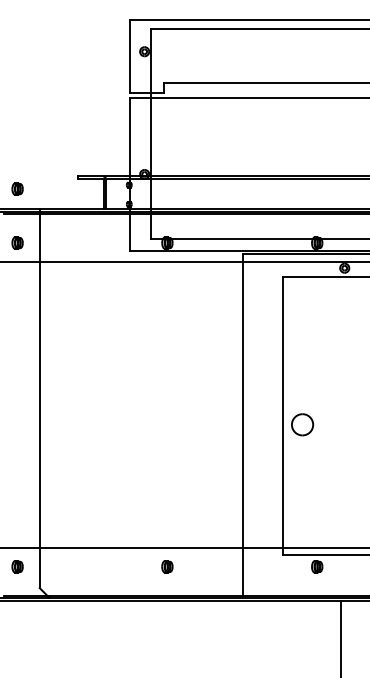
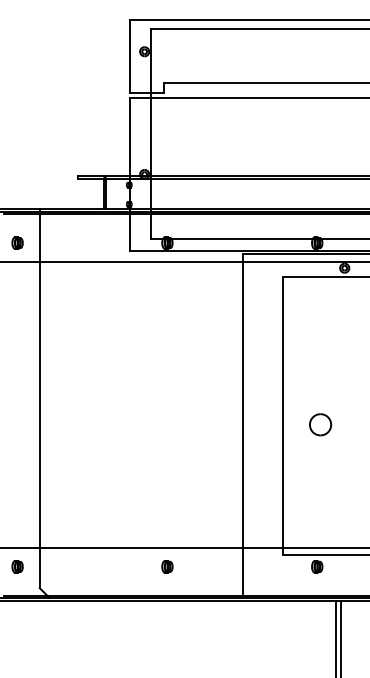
part: present -> none (17, 188)
part position: (302, 424) -> (320, 424) (320, 424)
line: none -> present (336, 637)
